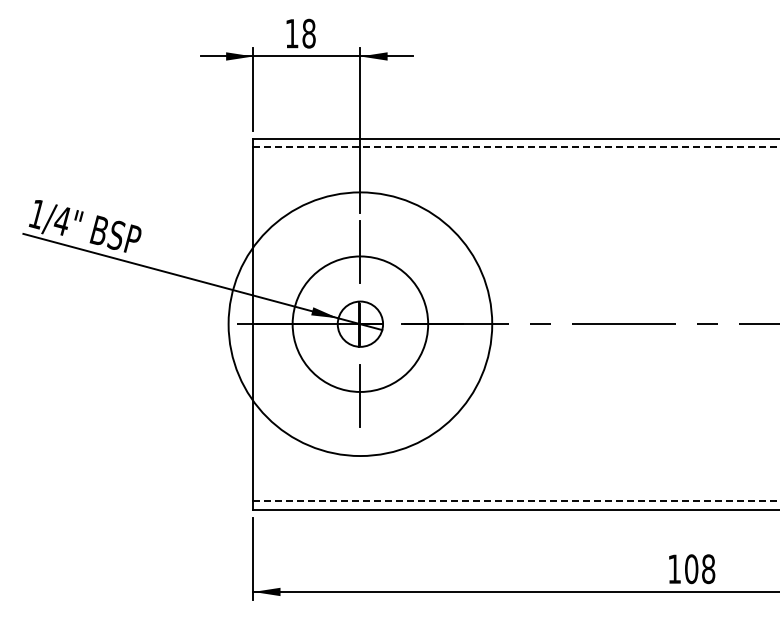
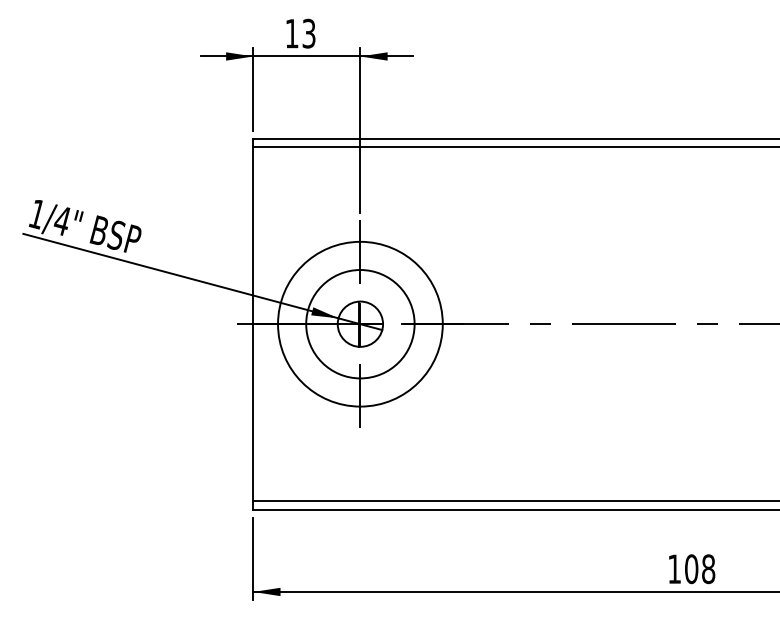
text: 18 -> 13 (308, 33)
line: dashed -> solid (516, 147)
circle diameter: 136 px -> 108 px (360, 324)
circle diameter: 264 px -> 165 px (360, 323)
line: dashed -> solid (516, 501)
